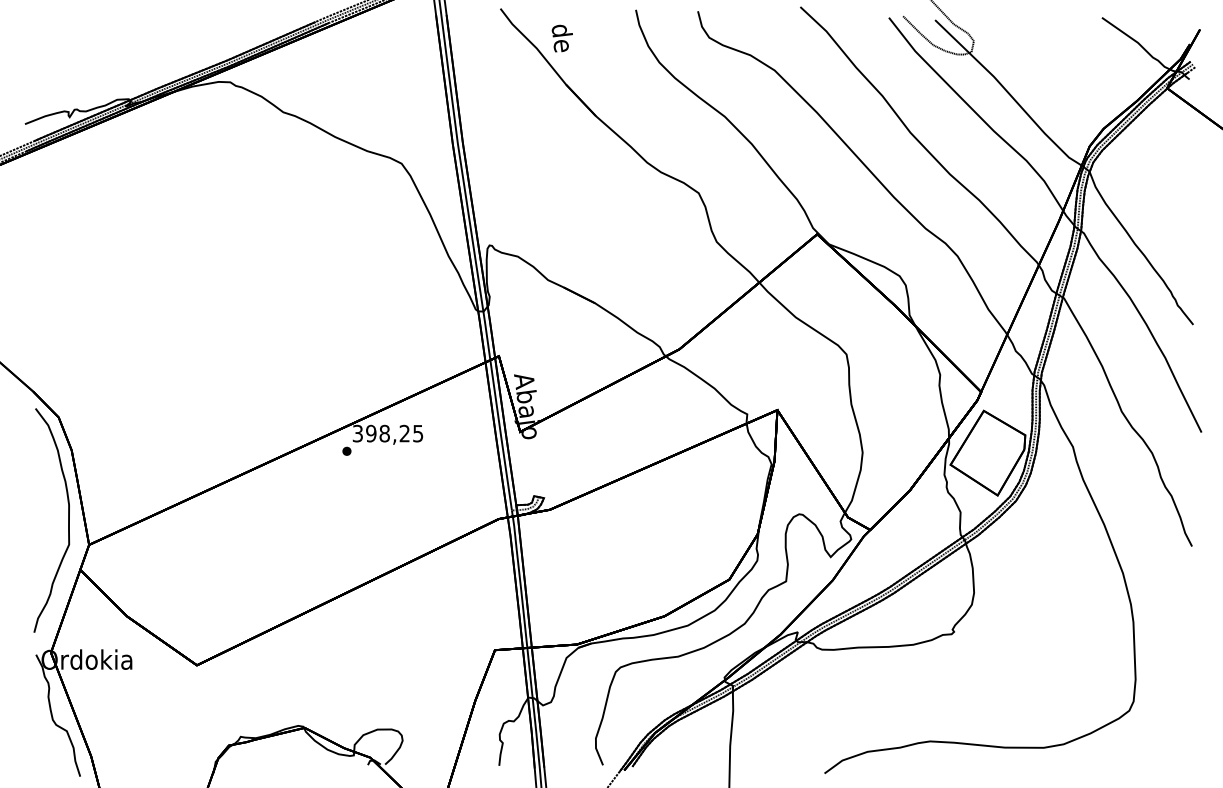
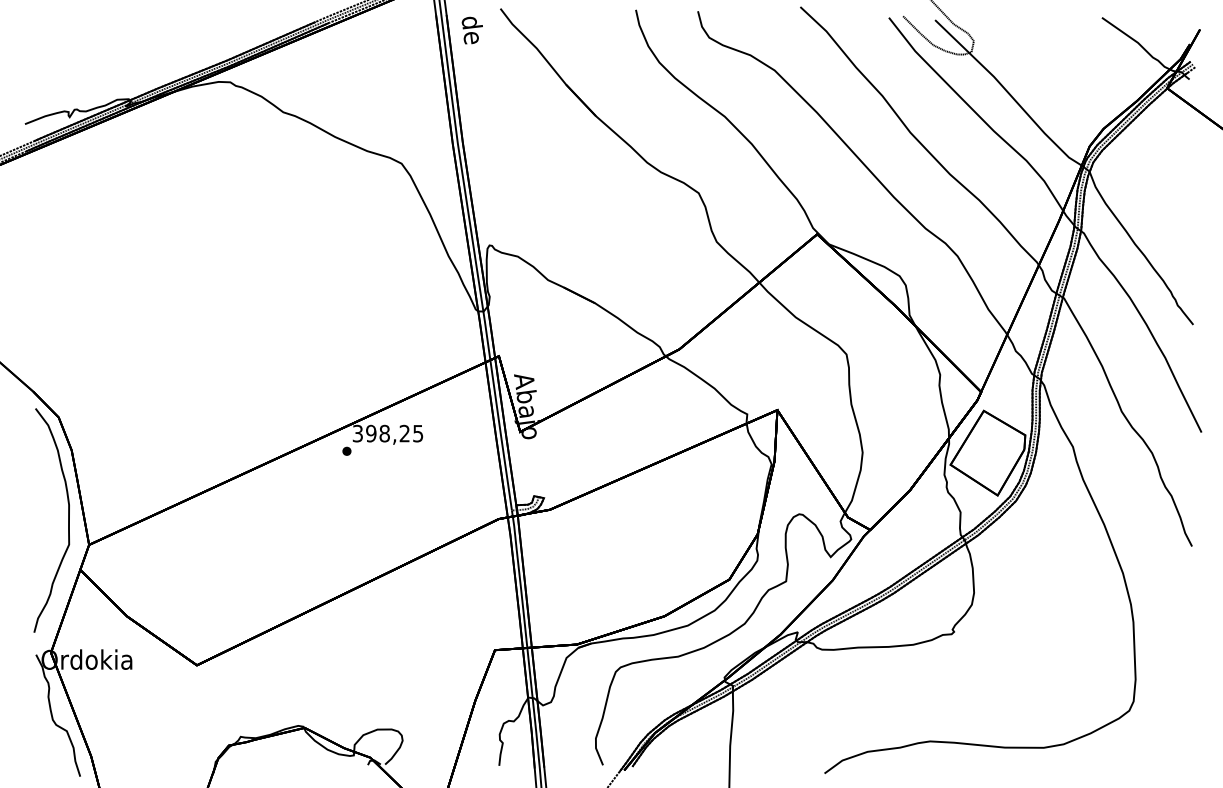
text position: (561, 38) -> (471, 30) (471, 30)
